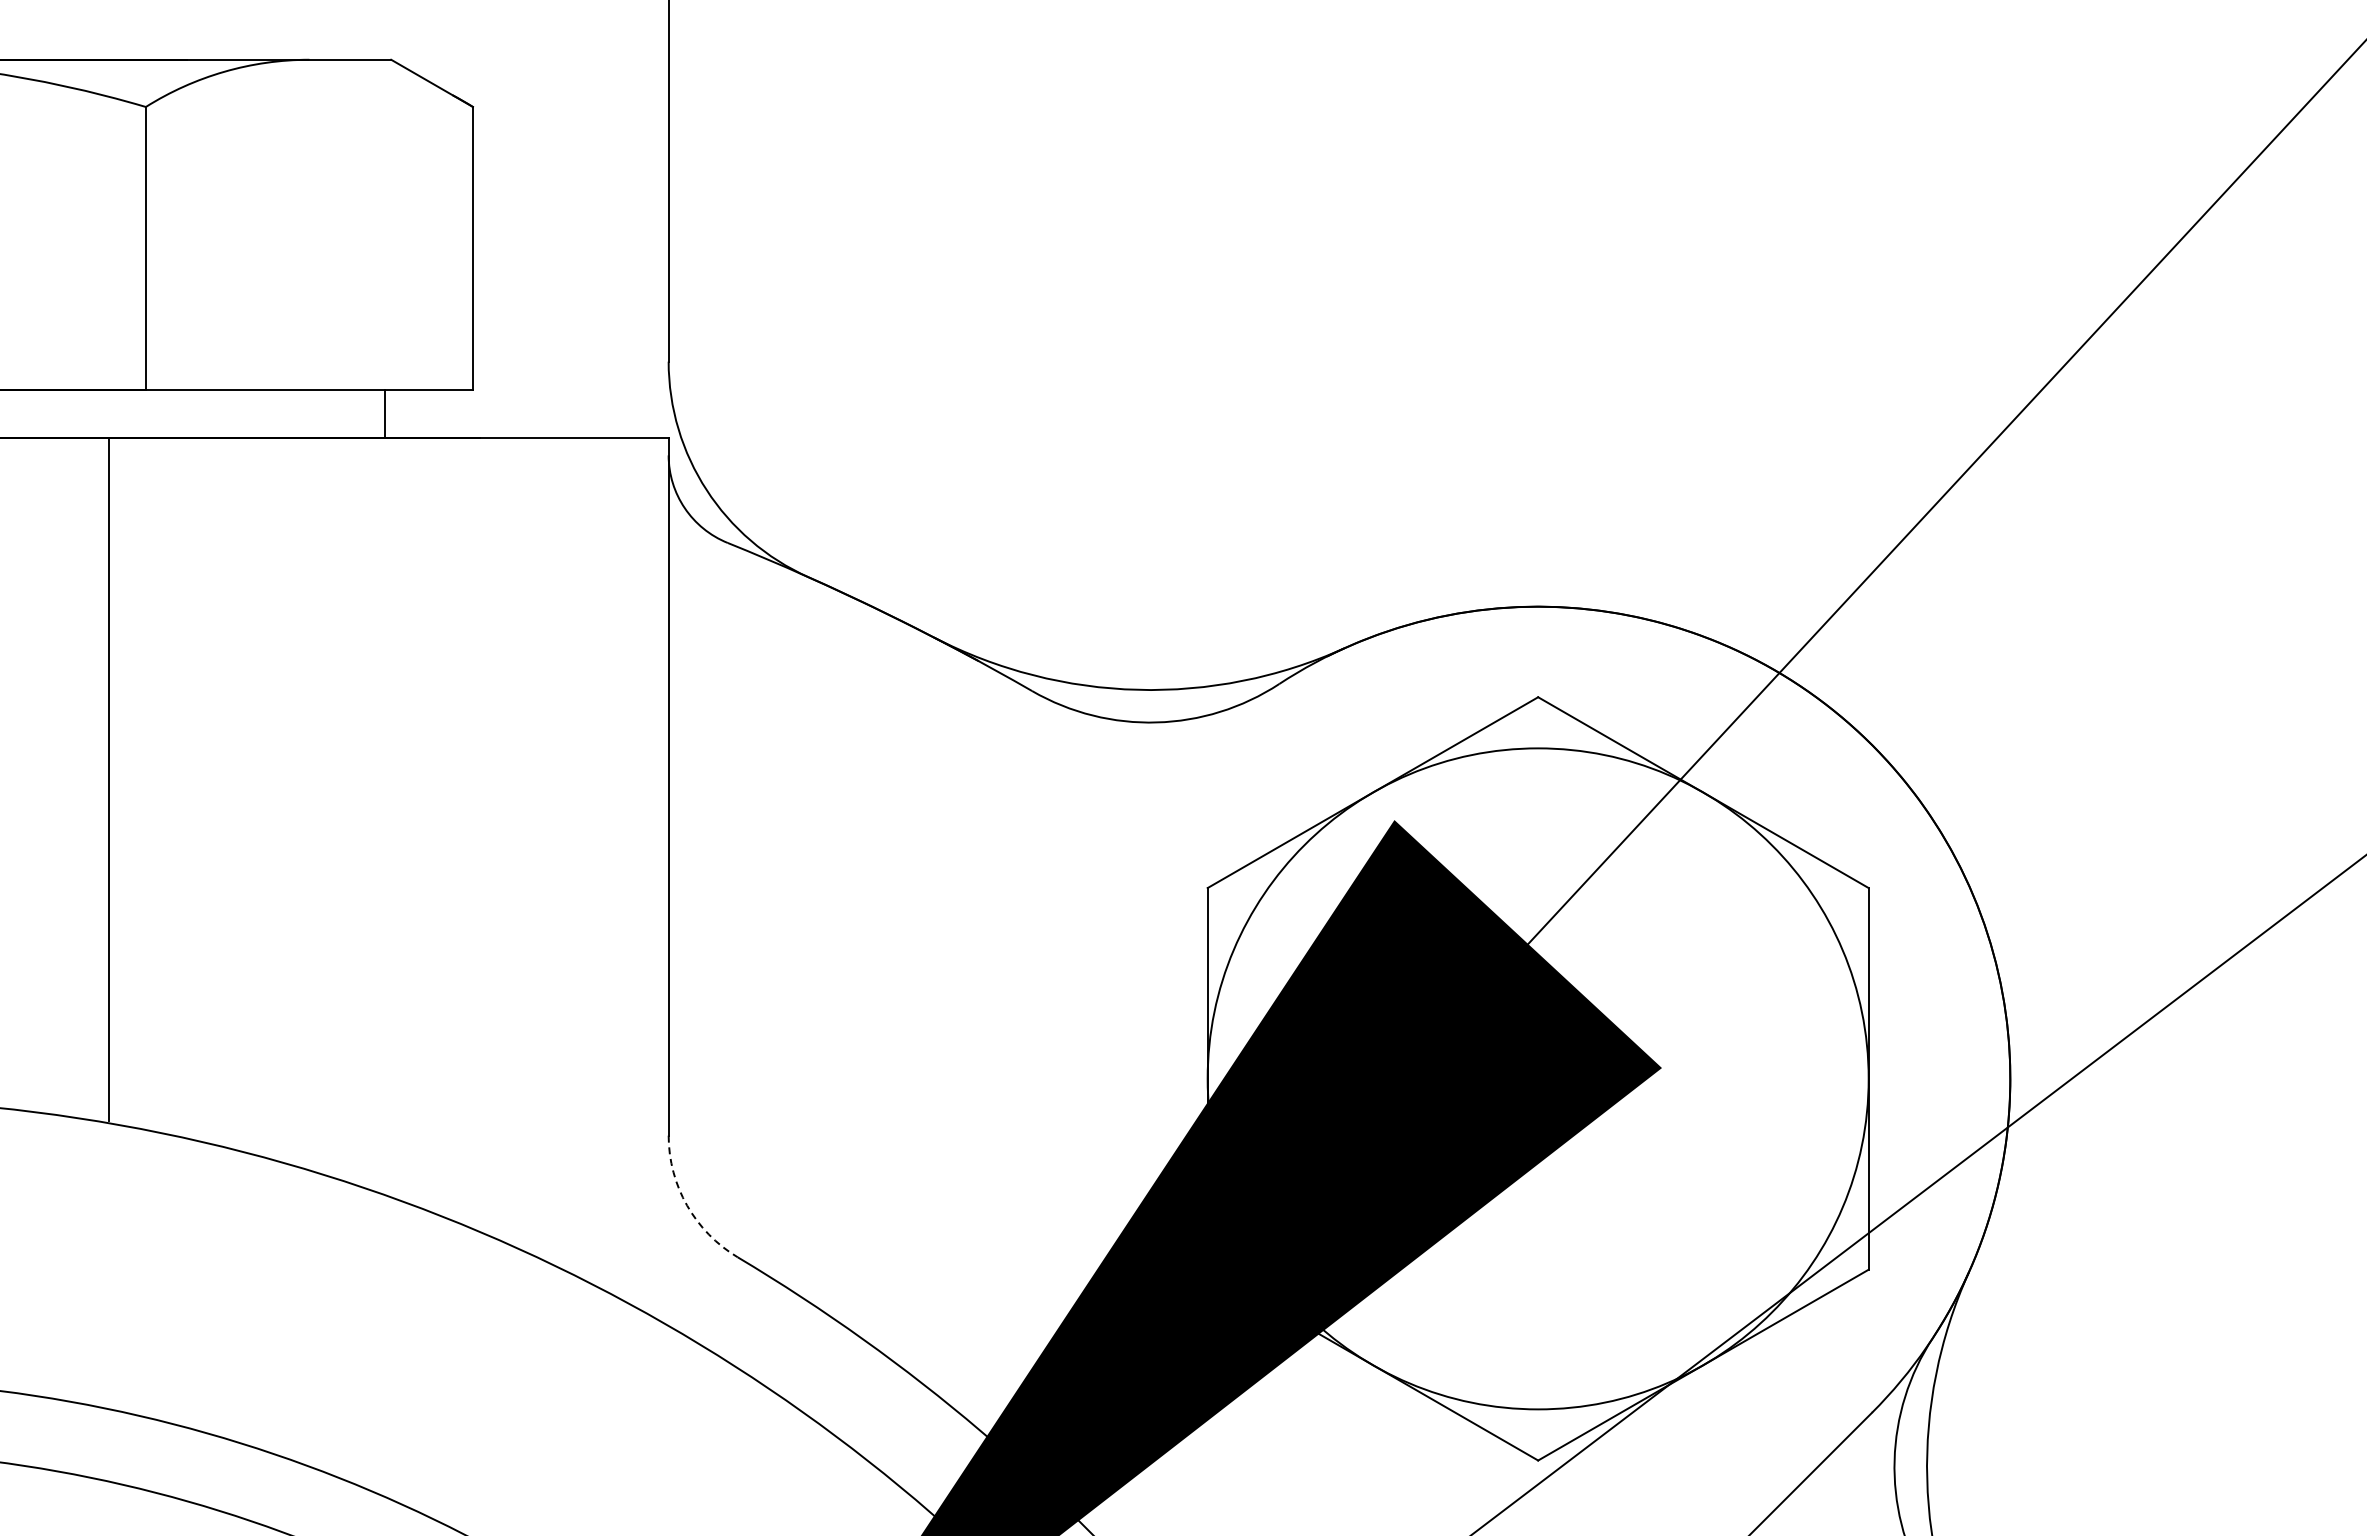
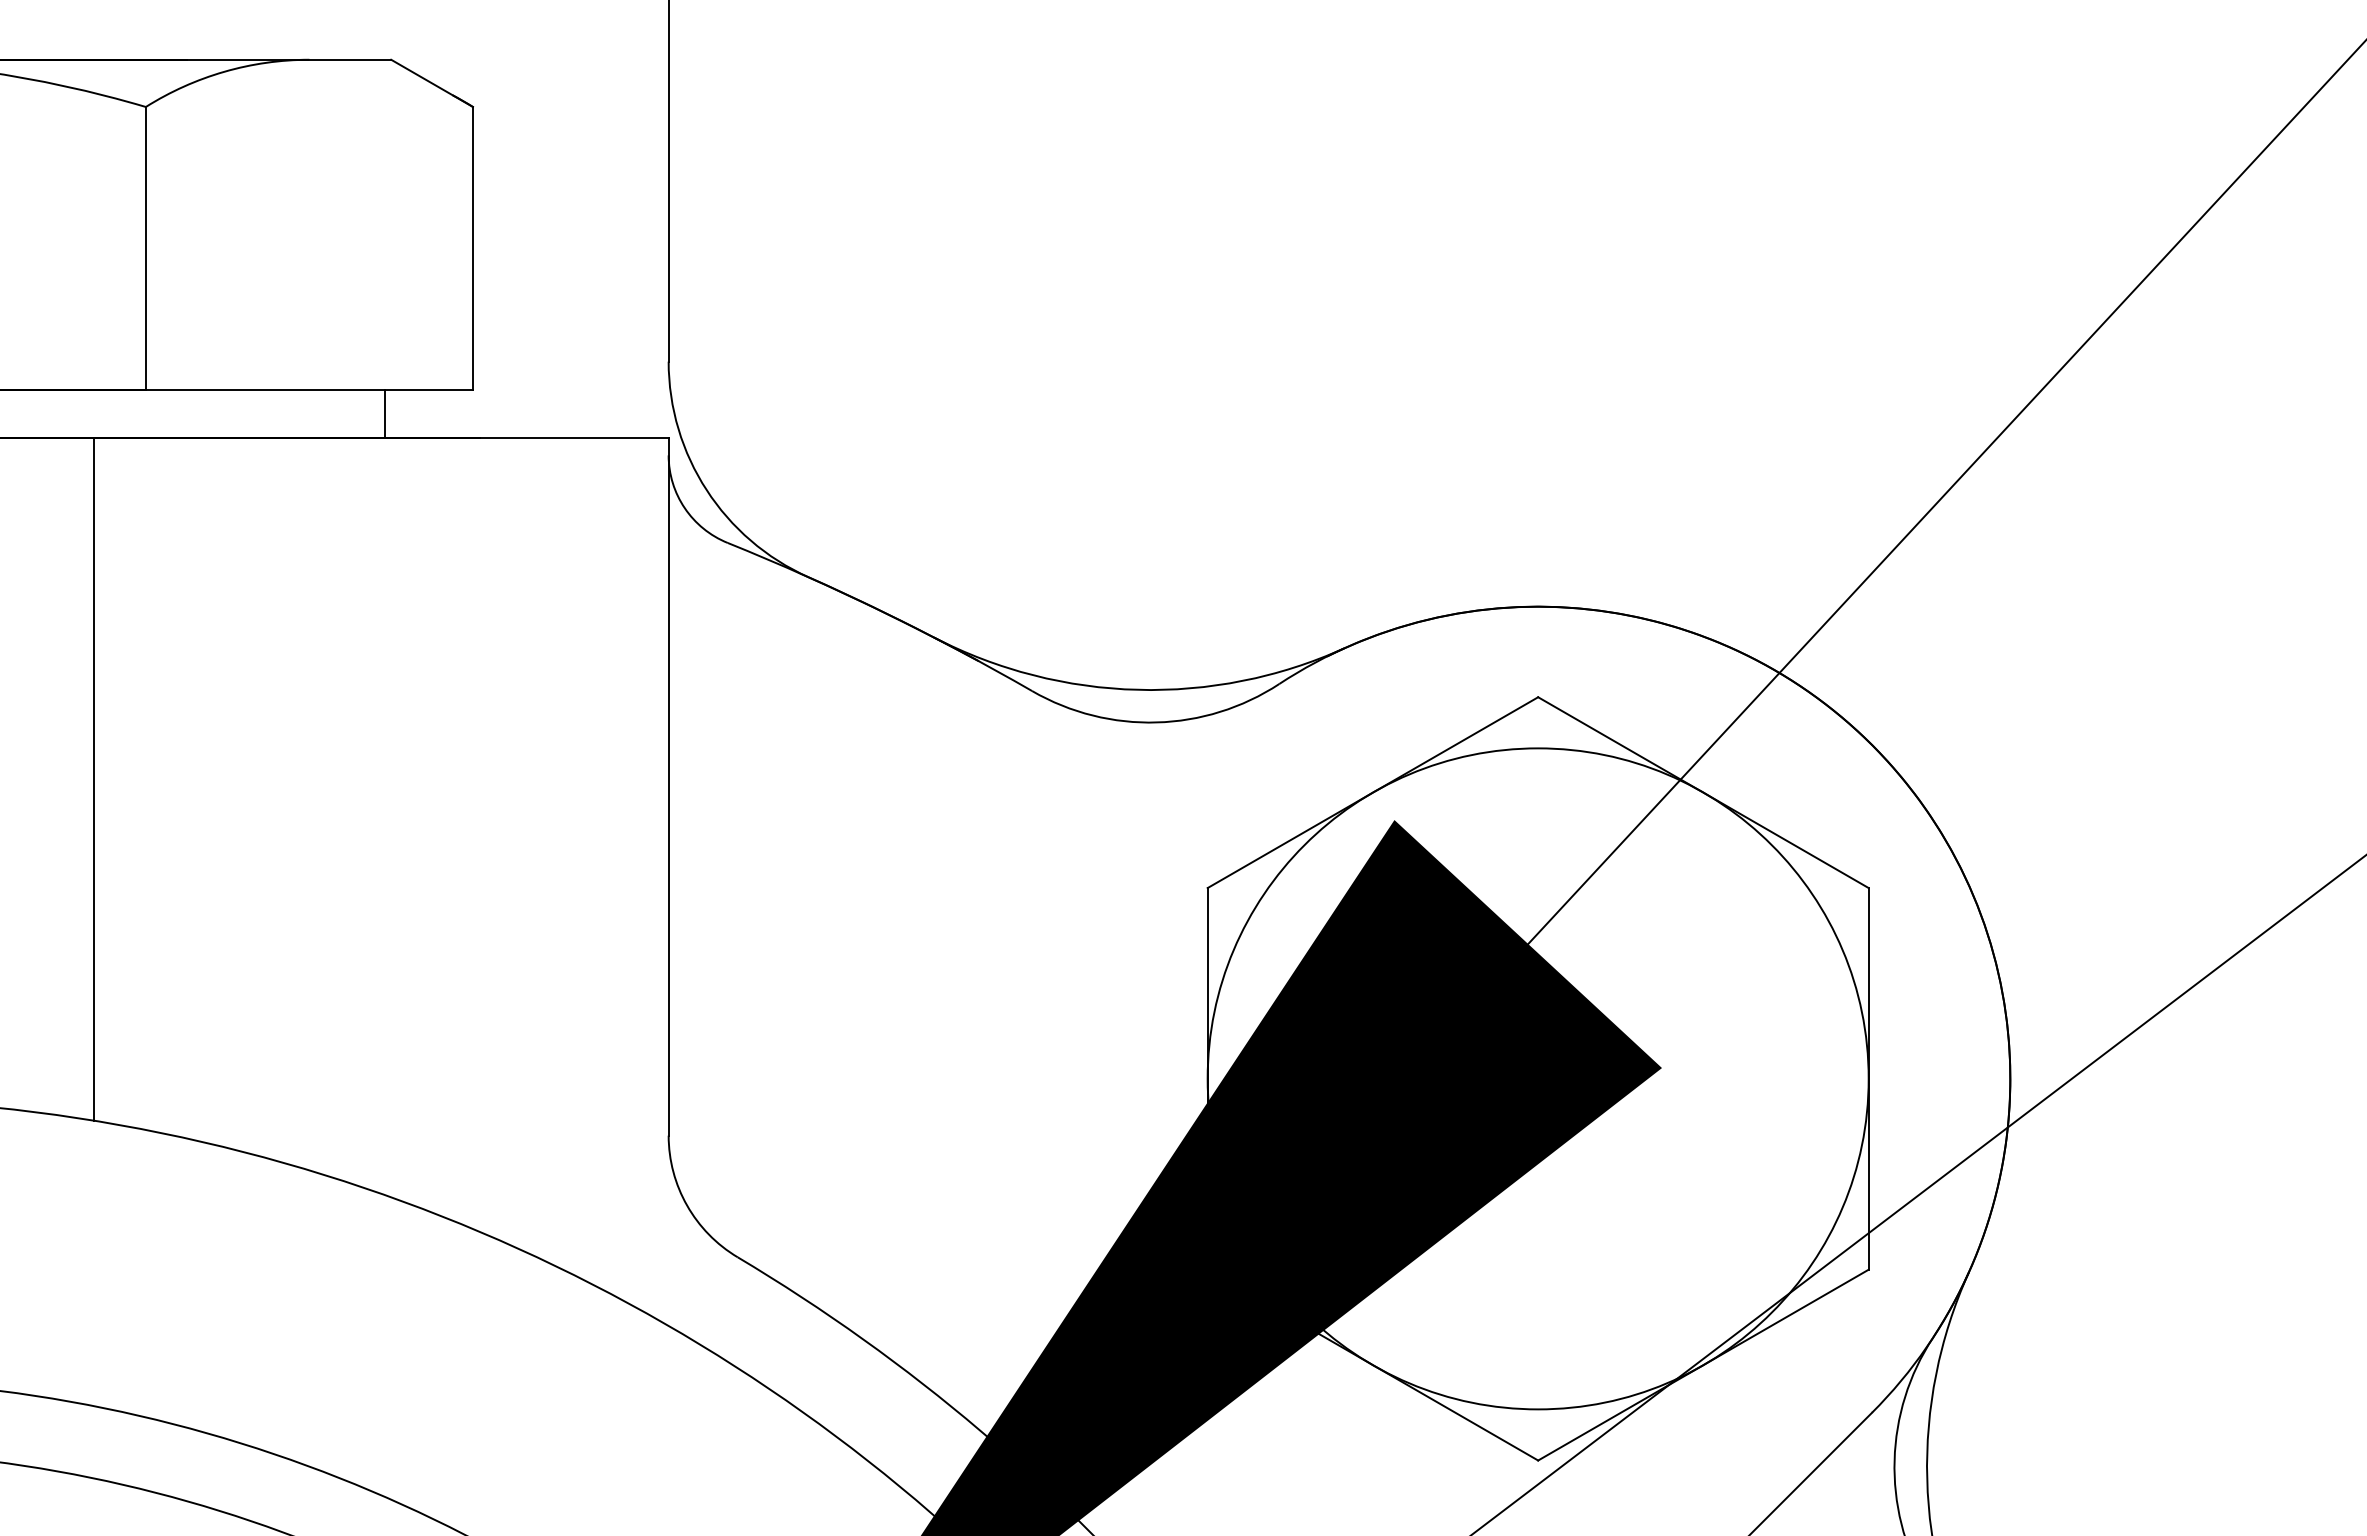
line position: (109, 778) -> (94, 778) (94, 778)
arc: dashed -> solid (687, 1205)
